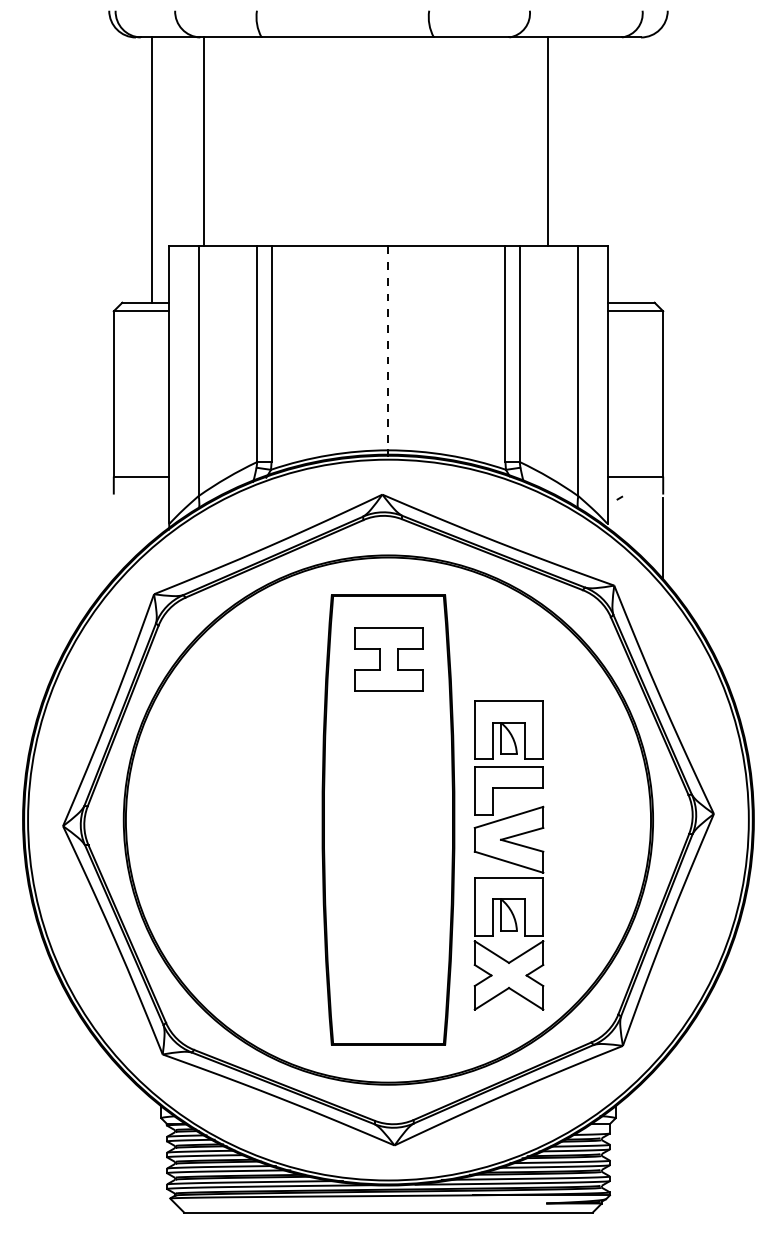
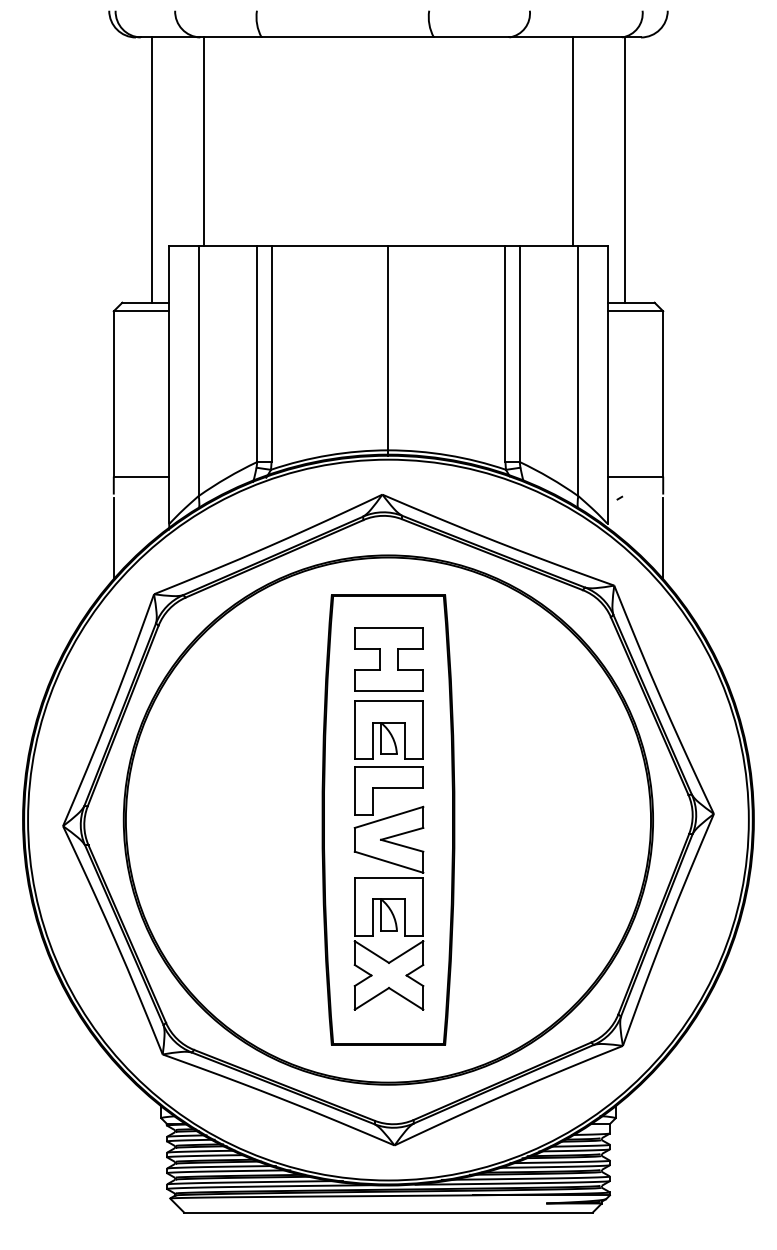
line position: (547, 141) -> (572, 141) (572, 141)
line: none -> present (624, 169)
line: dashed -> solid (388, 348)
line: none -> present (113, 538)
part position: (508, 855) -> (388, 855) (388, 855)
